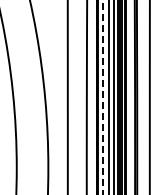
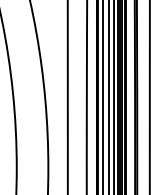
line: dashed -> solid (103, 97)
